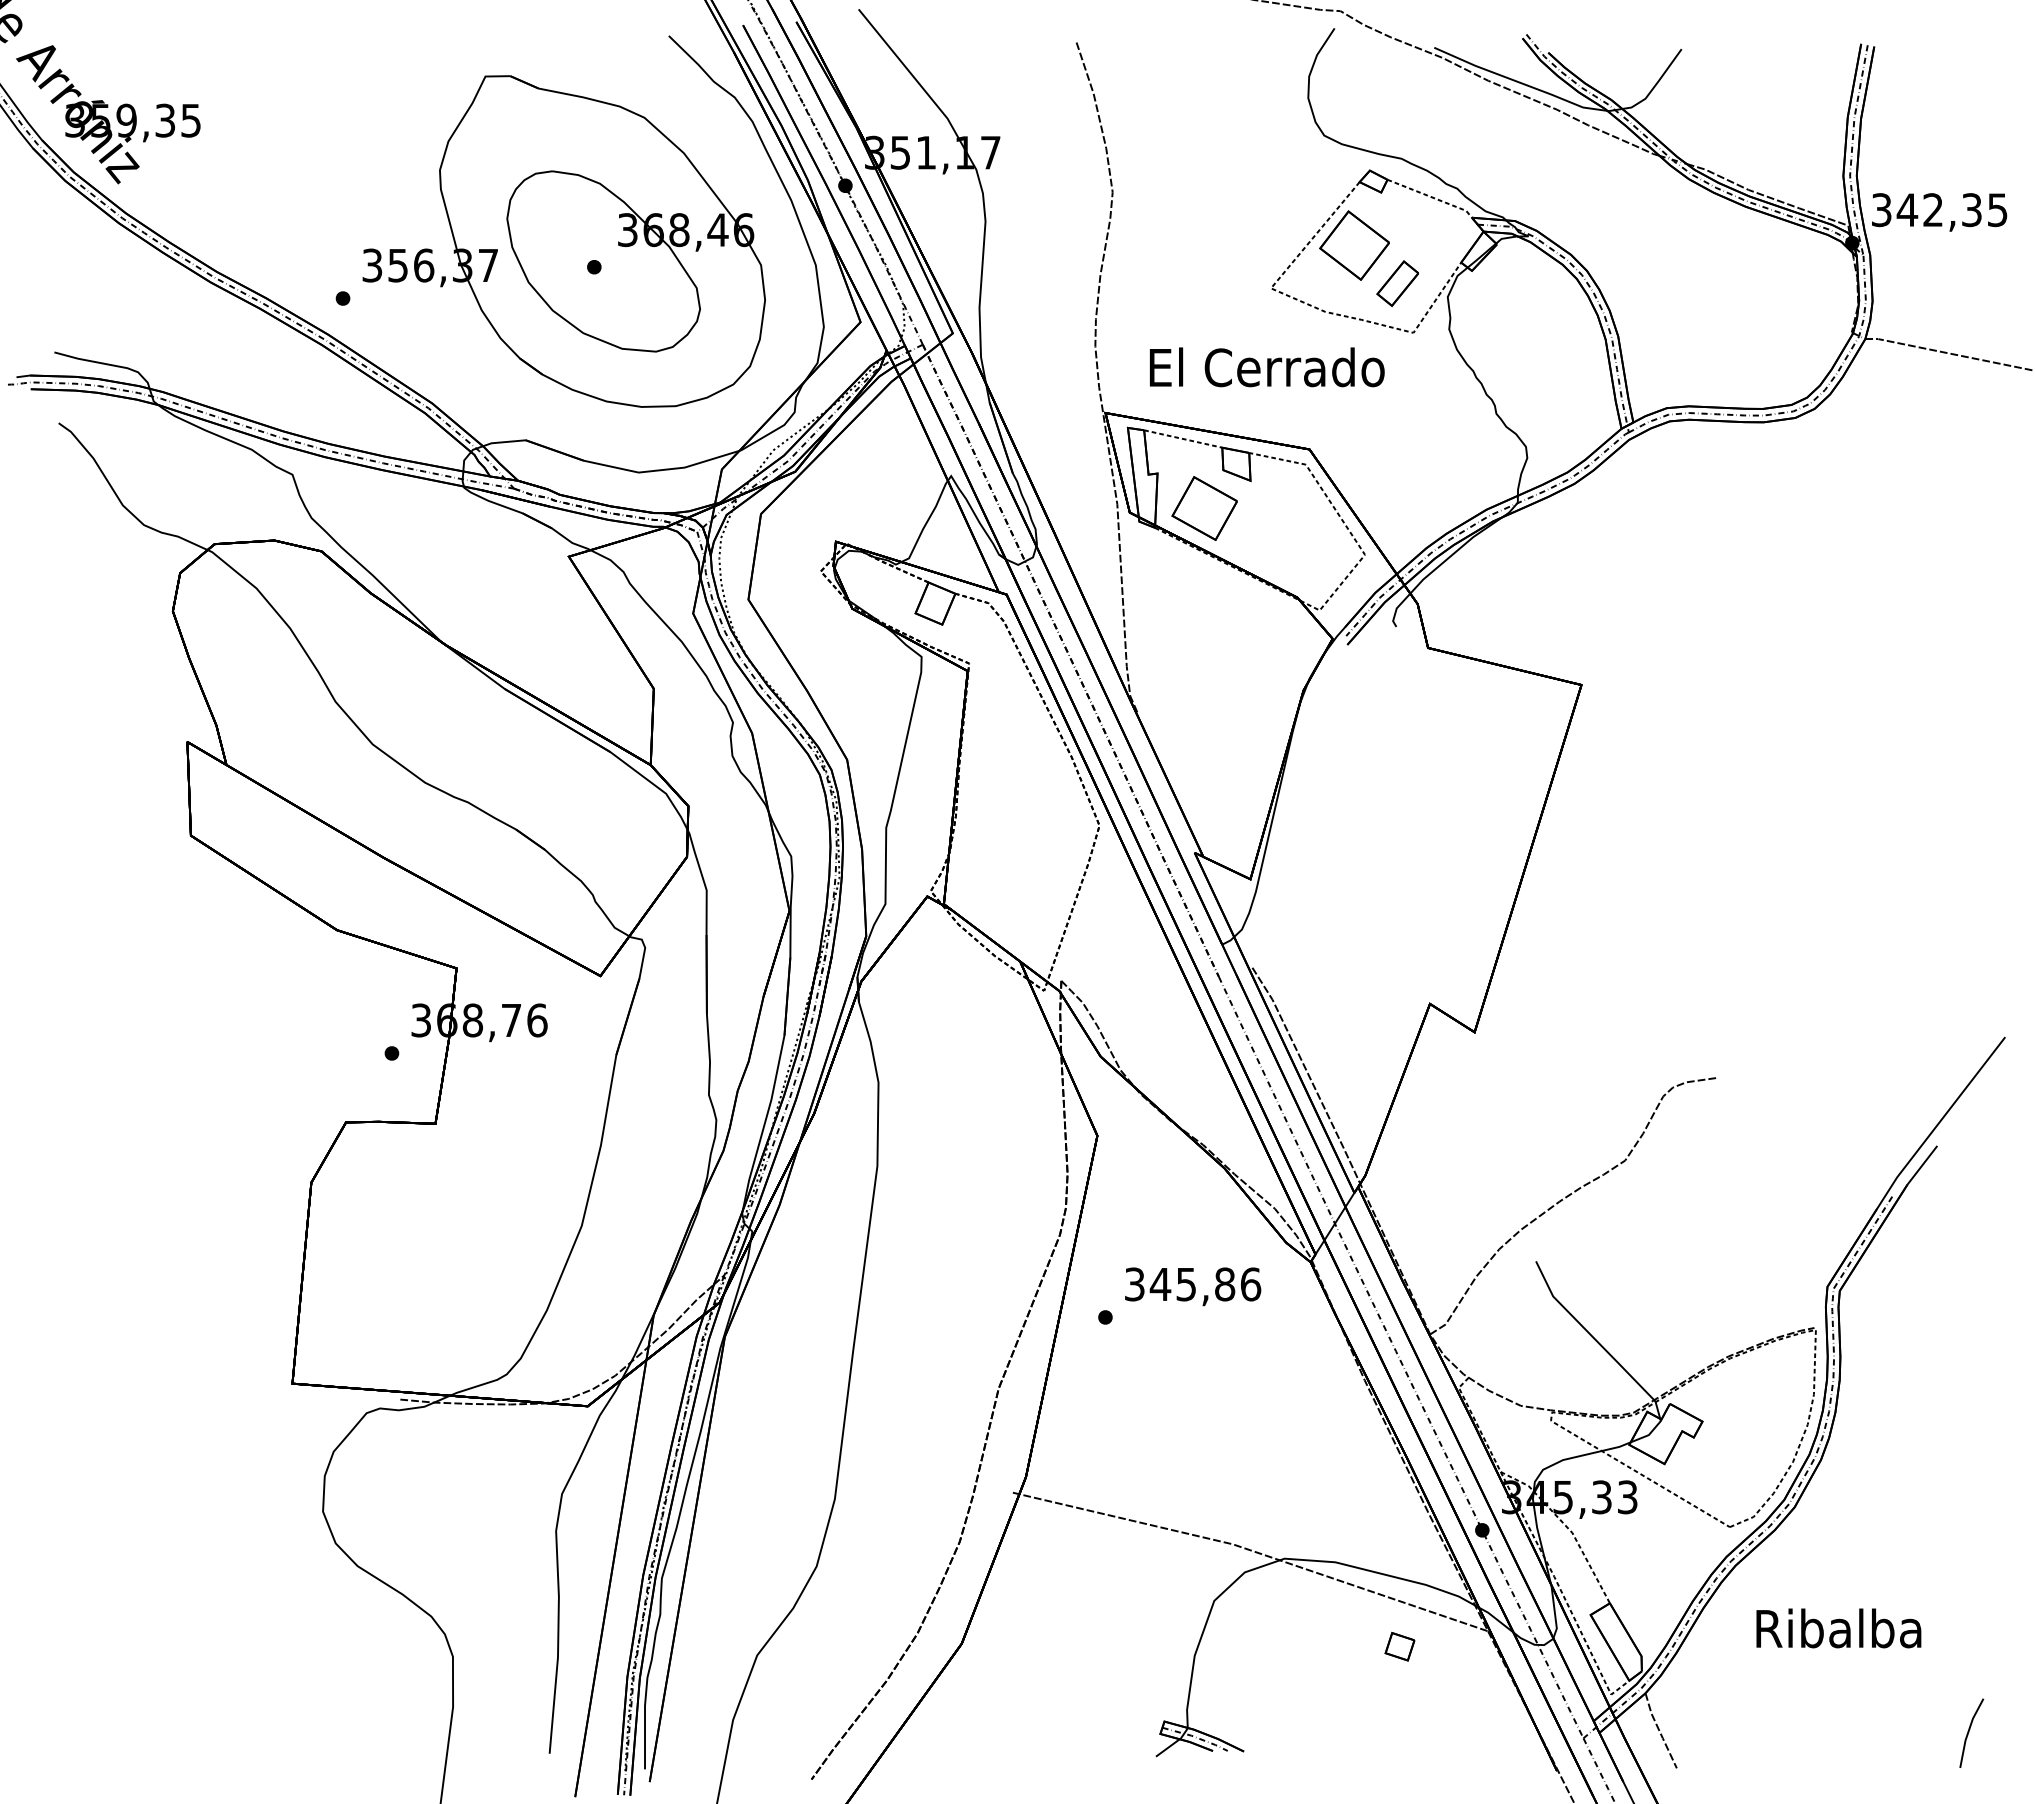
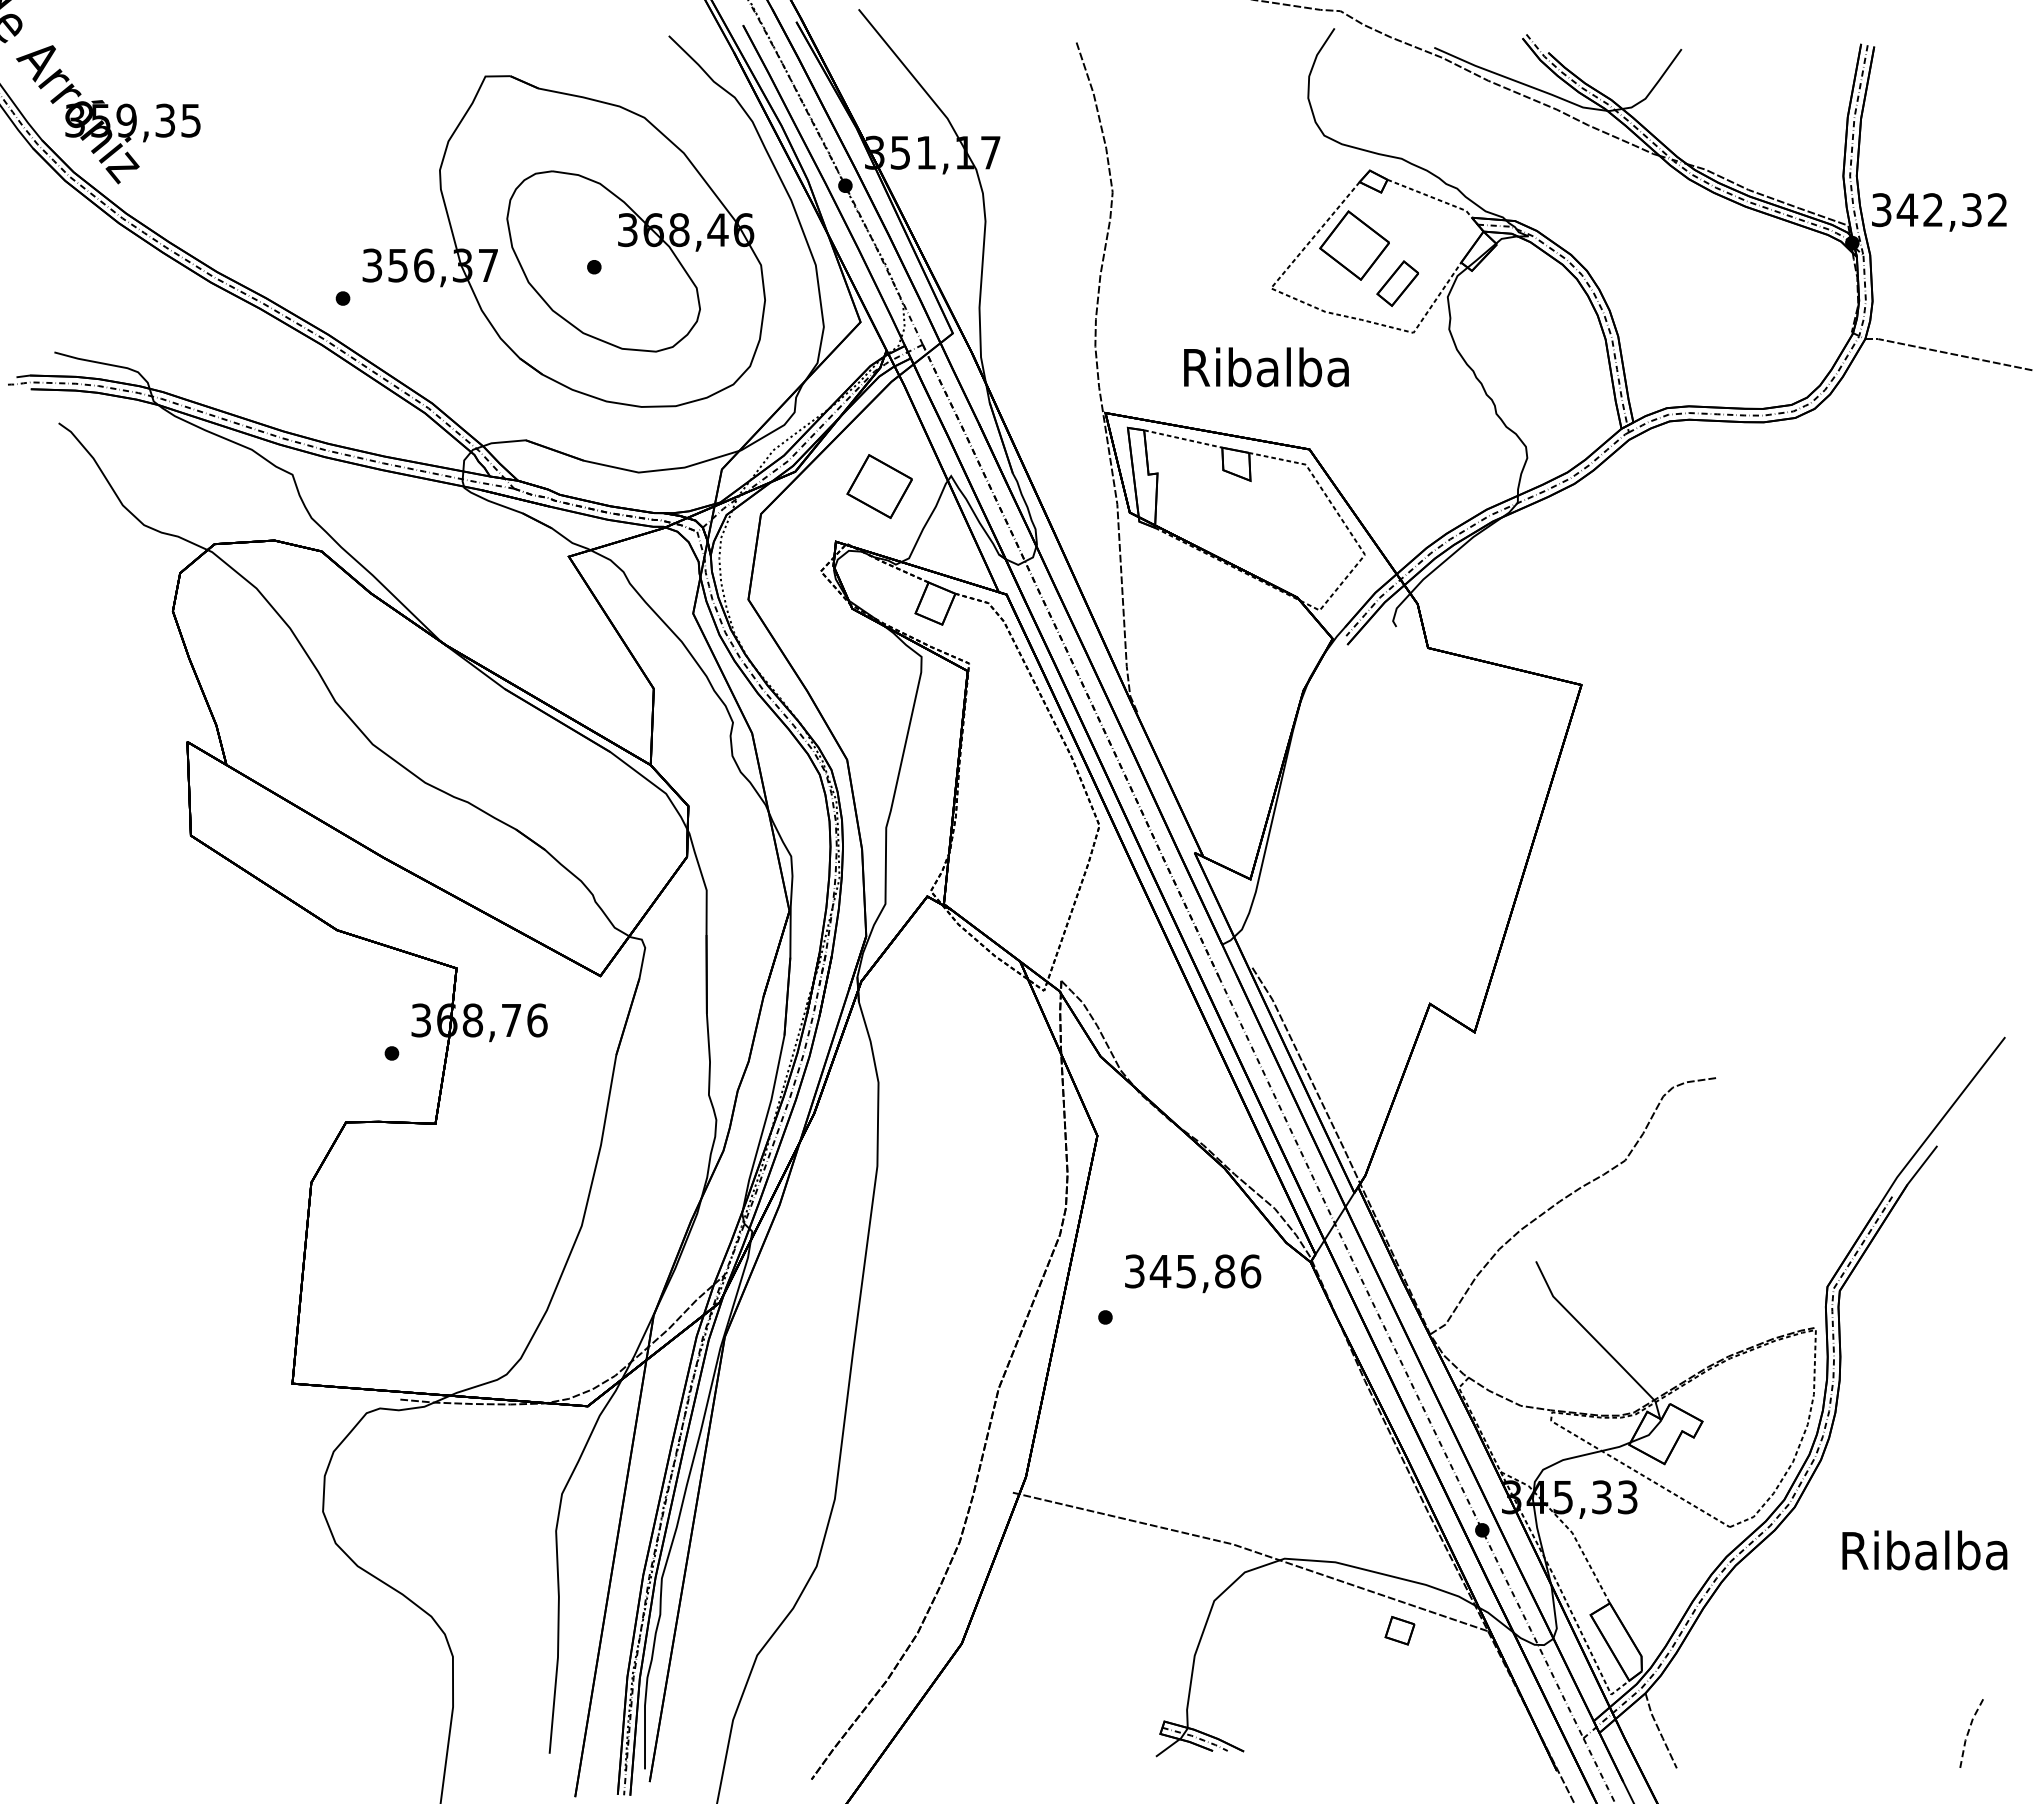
text: 342,35 -> 342,32 (1997, 210)
text: El Cerrado -> Ribalba (1266, 367)
part position: (1204, 508) -> (879, 486) (879, 486)
text position: (1193, 1286) -> (1193, 1273) (1193, 1273)
text position: (1838, 1628) -> (1924, 1550) (1924, 1550)
part position: (1399, 1646) -> (1399, 1630) (1399, 1630)
line: solid -> dashed (1968, 1732)
